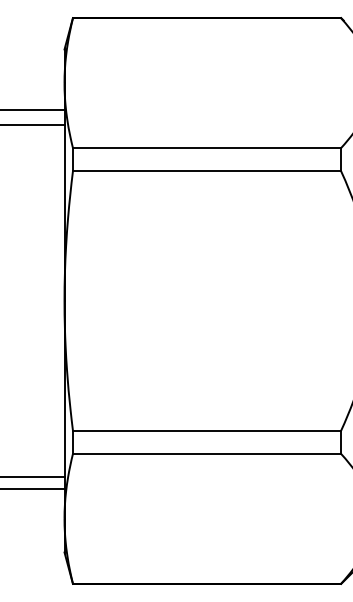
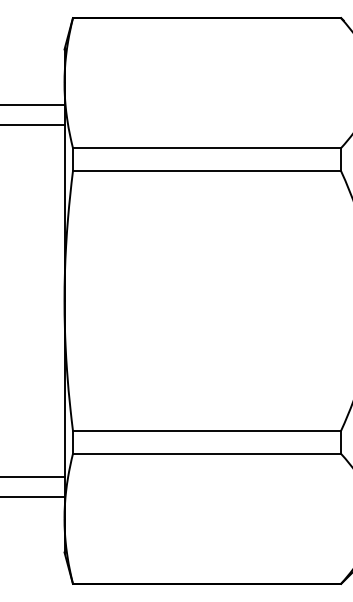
line position: (33, 110) -> (33, 105) (33, 105)
line position: (33, 488) -> (33, 496) (33, 496)
